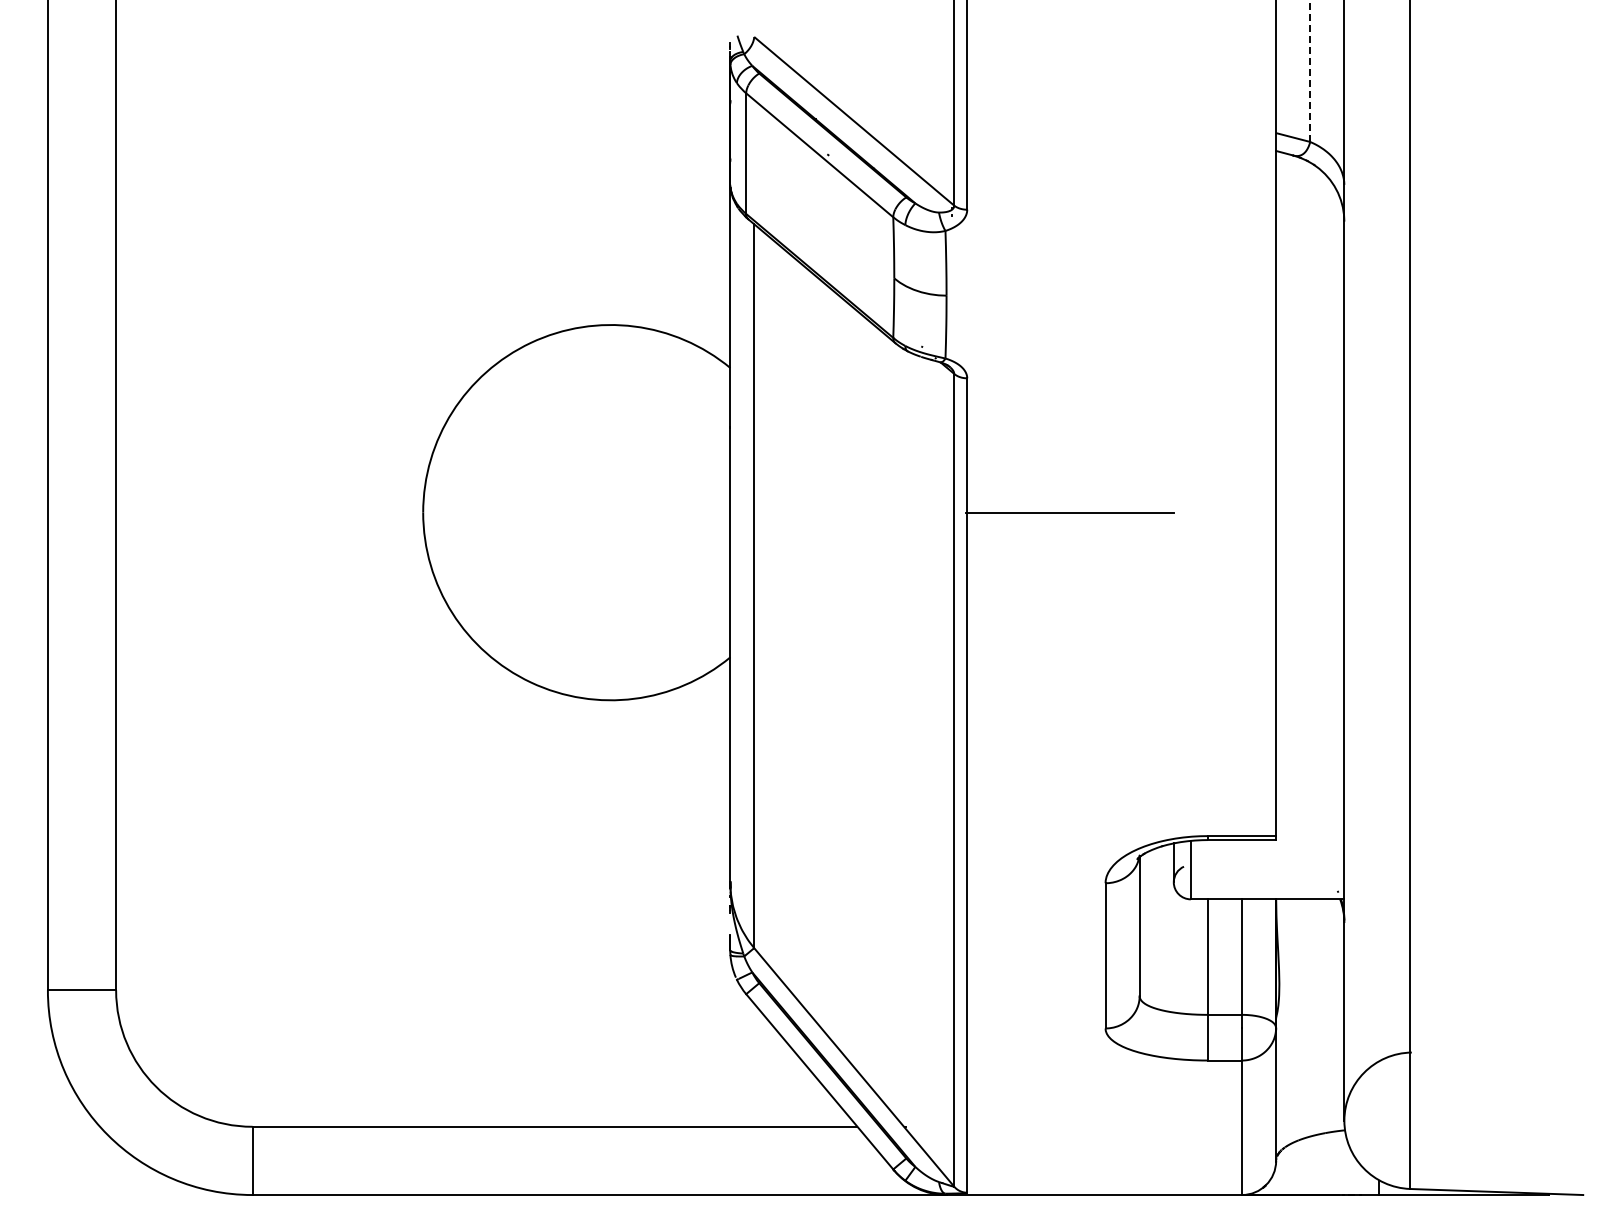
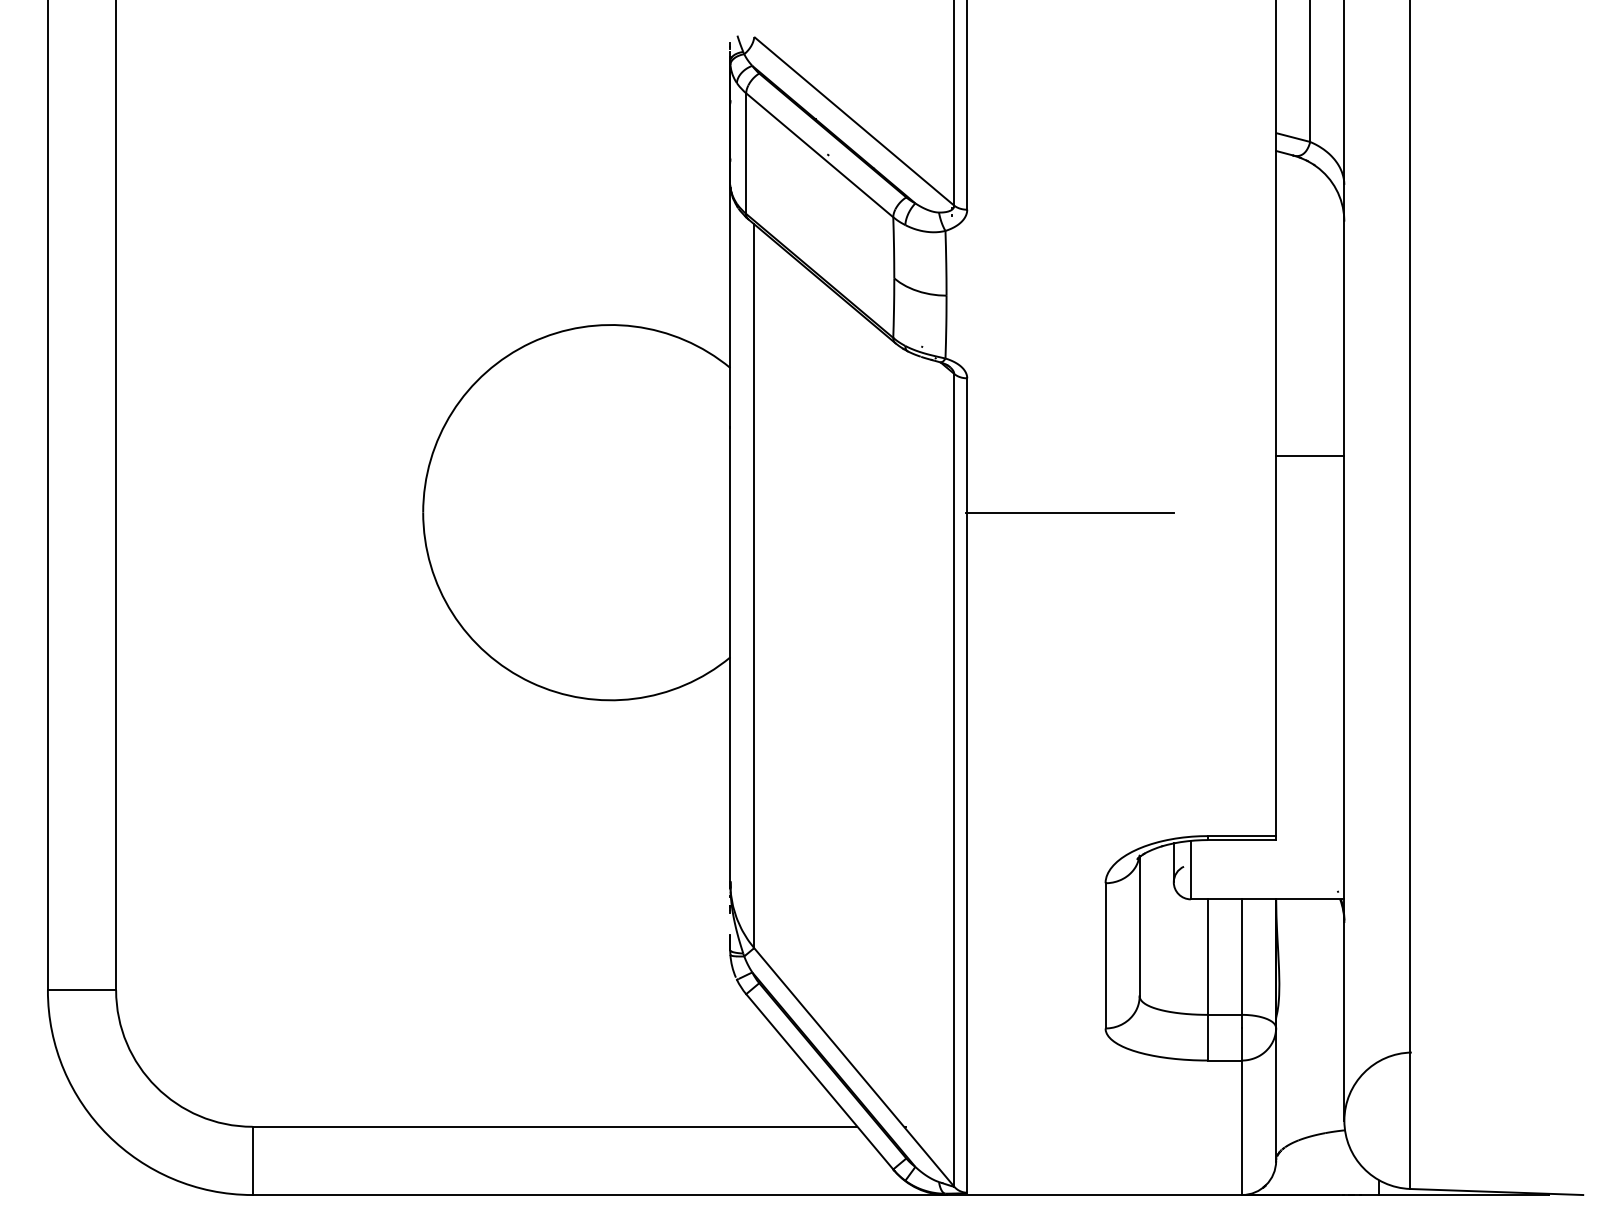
line: dashed -> solid (1310, 71)
line: none -> present (1310, 455)
